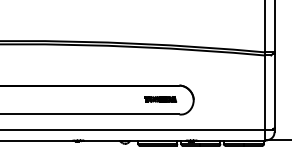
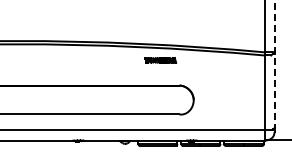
line: solid -> dashed (274, 64)
part position: (160, 99) -> (160, 60) (160, 60)
